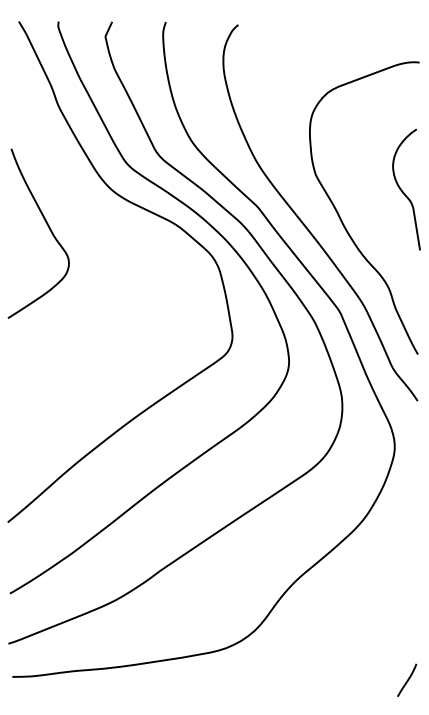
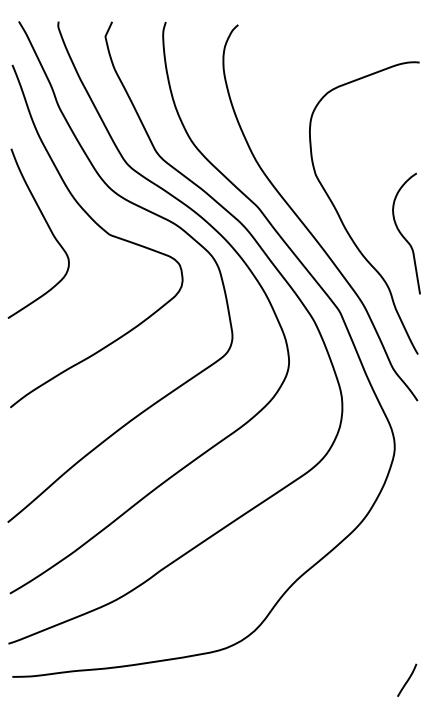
curve position: (403, 191) -> (403, 235) (403, 235)
curve: none -> present (102, 230)
